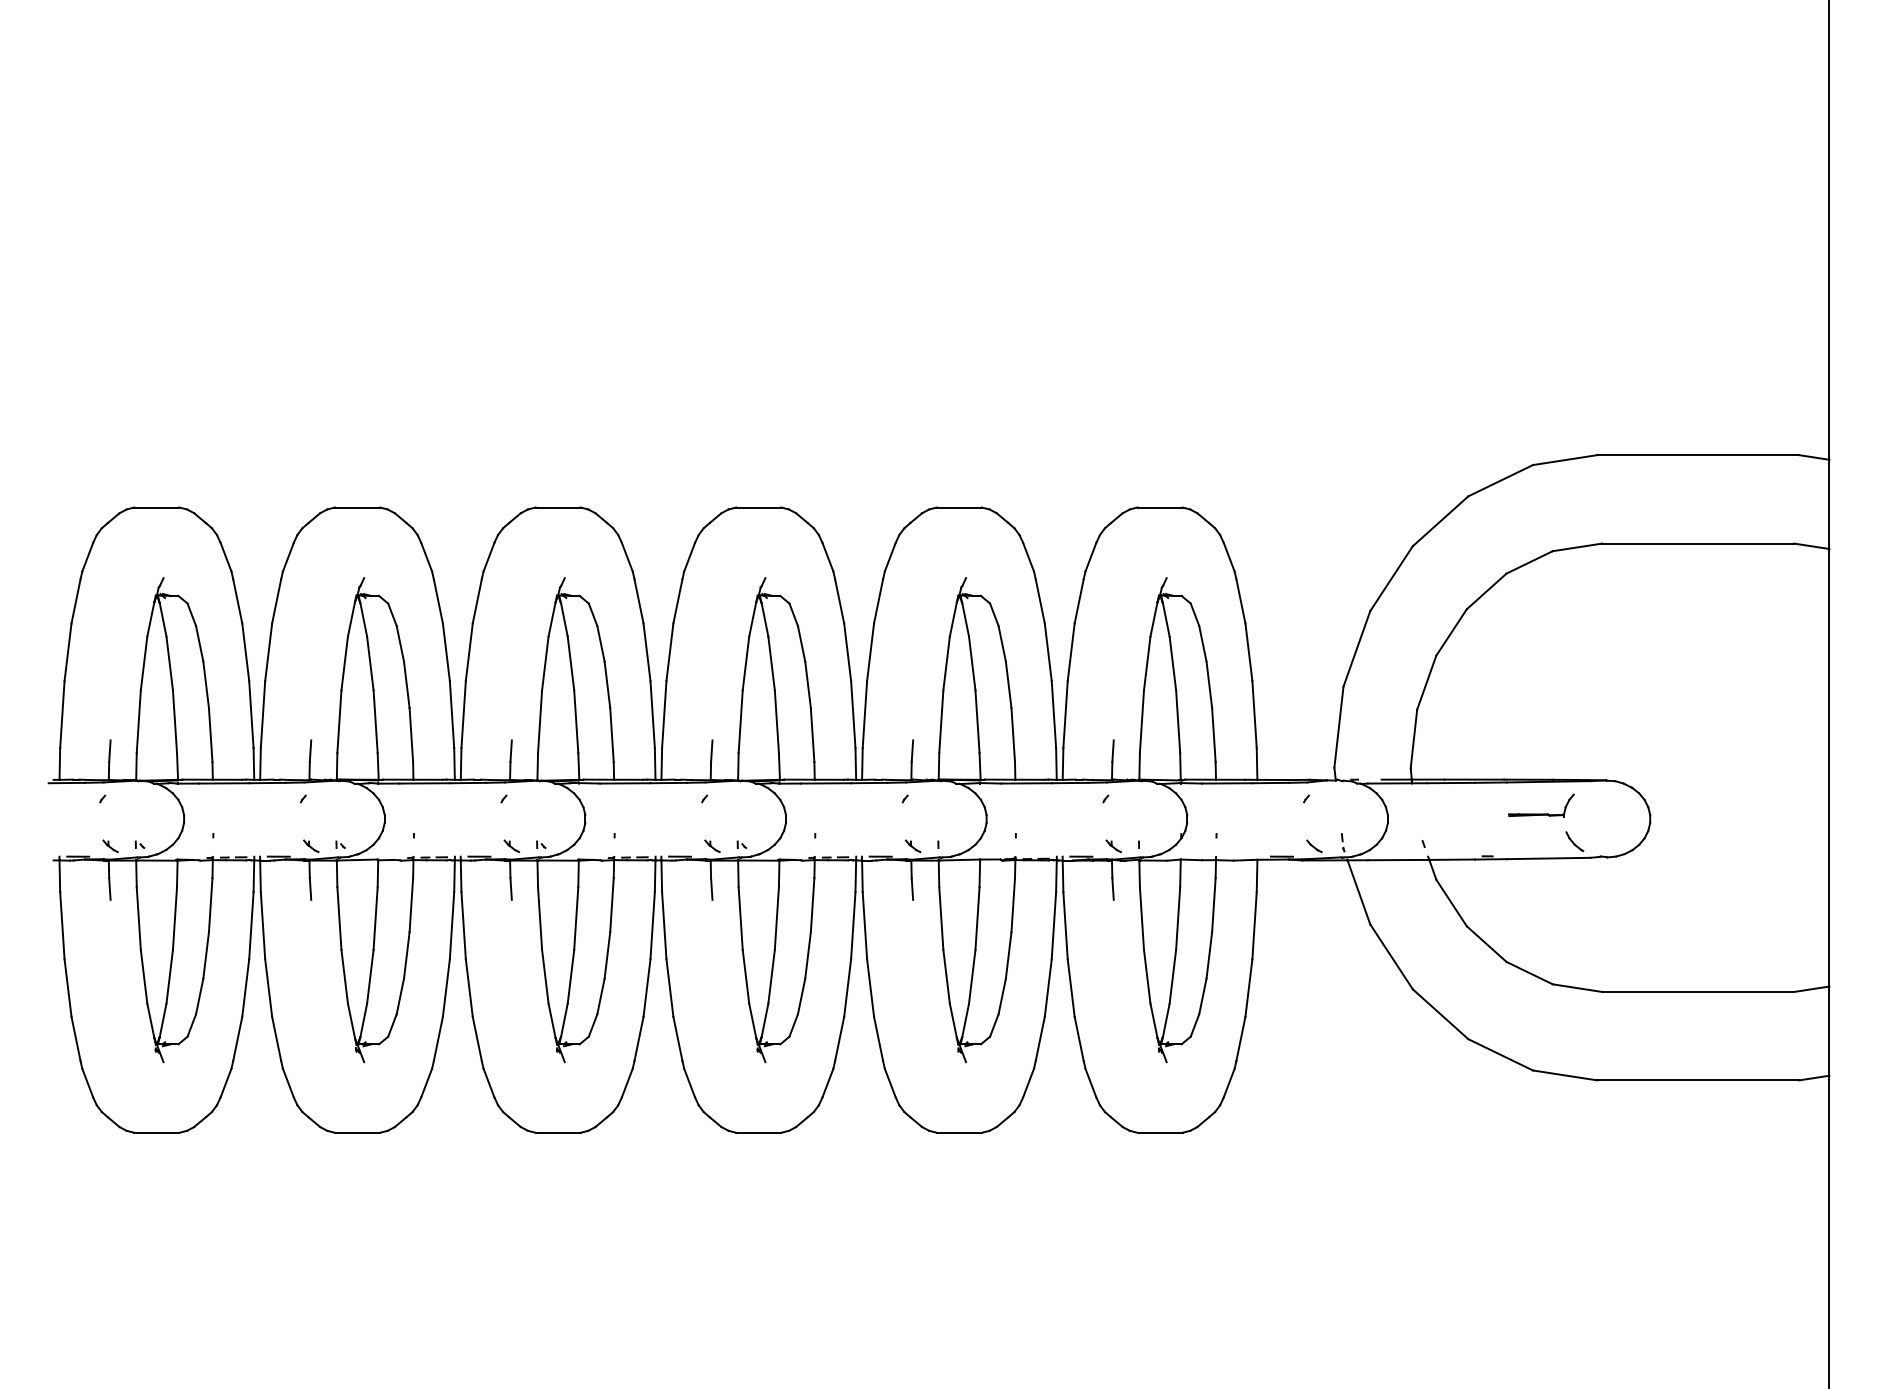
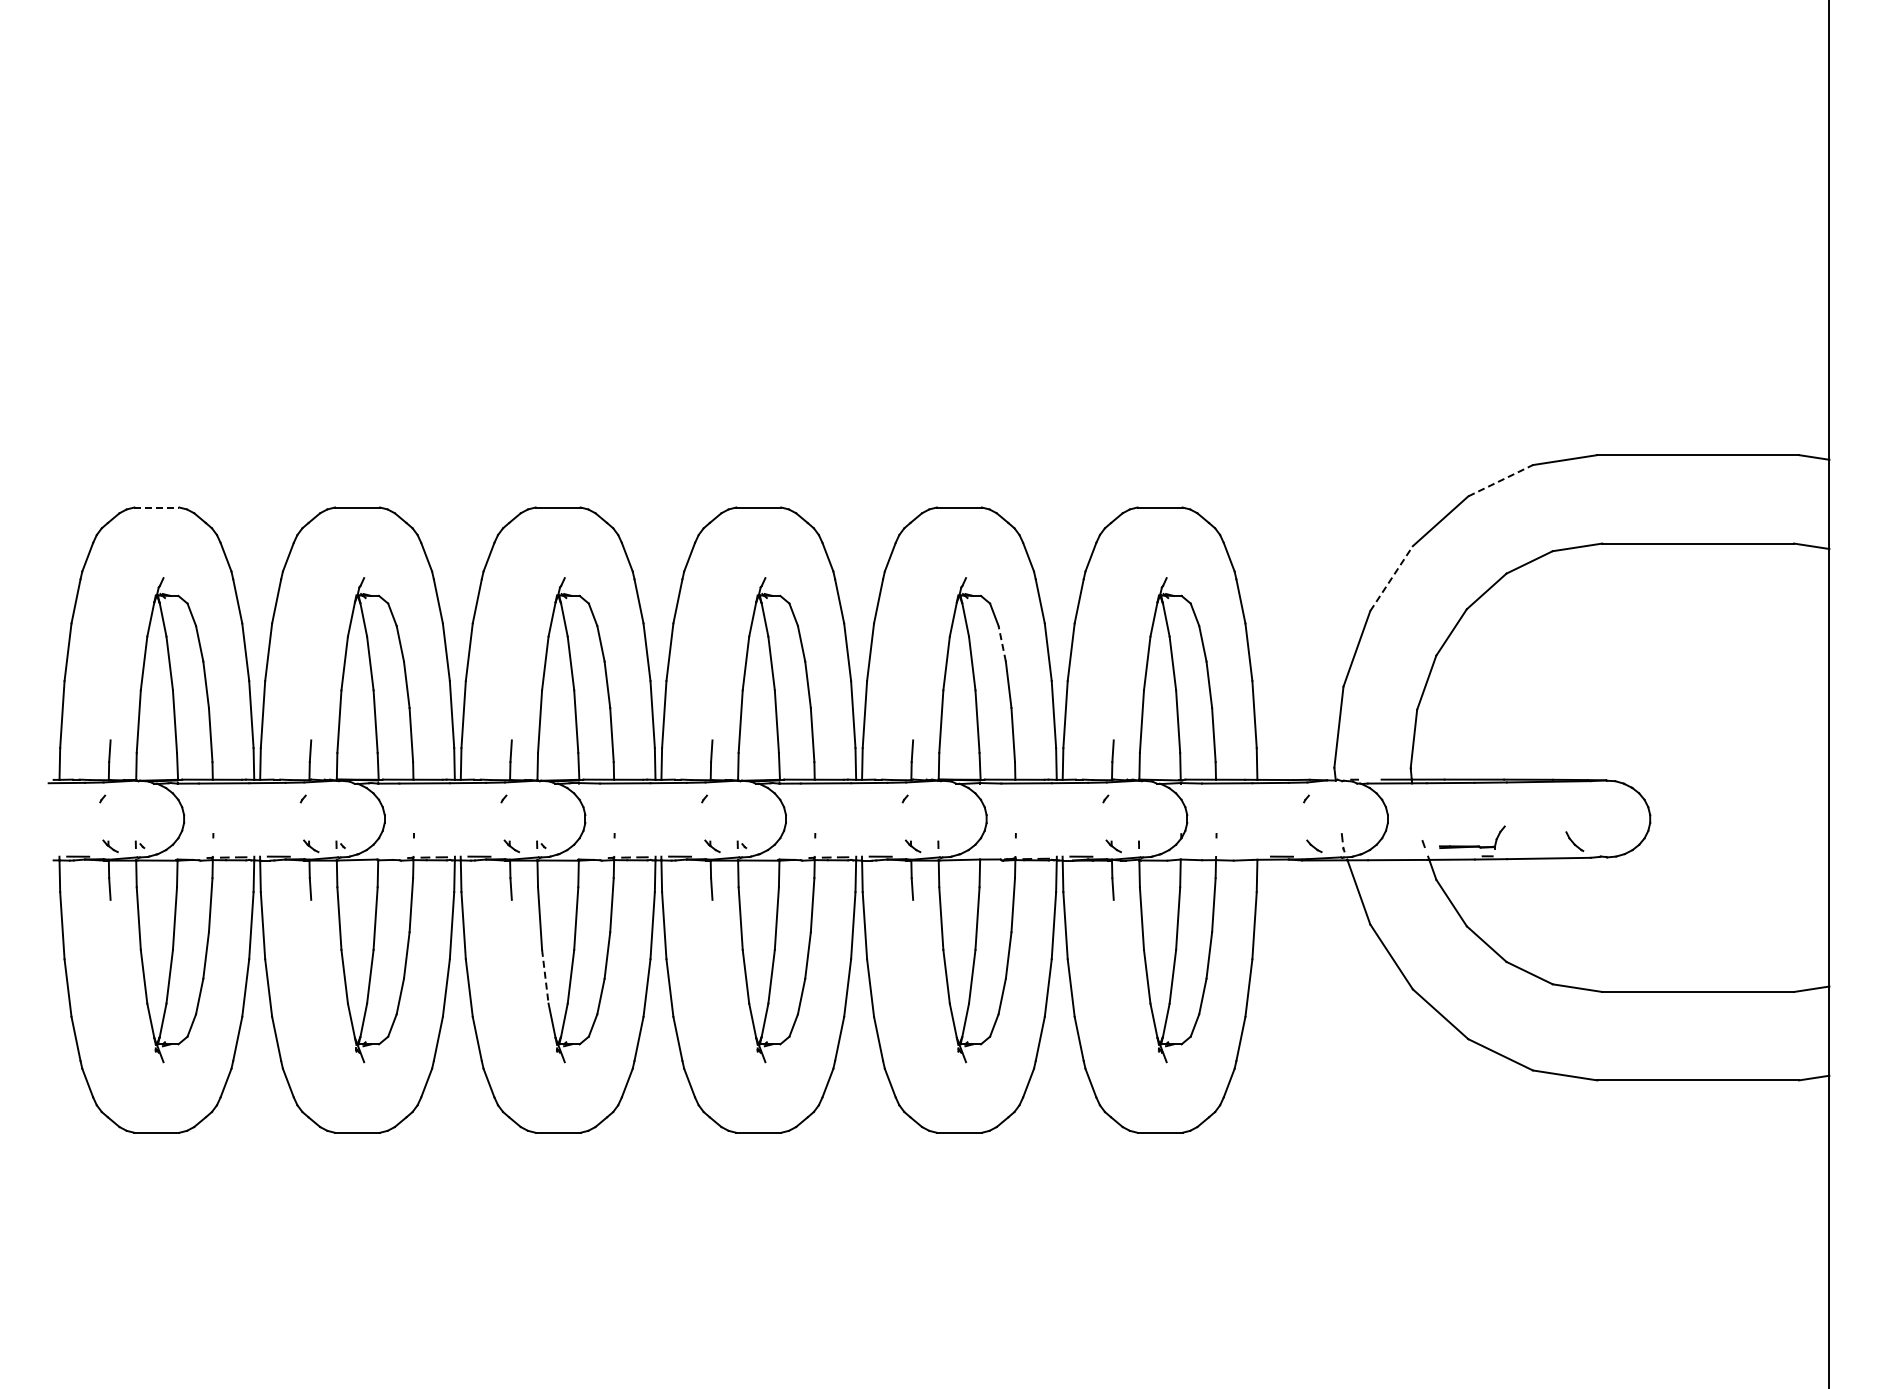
line: solid -> dashed (1500, 480)
line: solid -> dashed (157, 507)
line: solid -> dashed (1391, 578)
line: solid -> dashed (1002, 643)
part position: (1541, 813) -> (1472, 845) (1472, 845)
line: solid -> dashed (545, 977)
